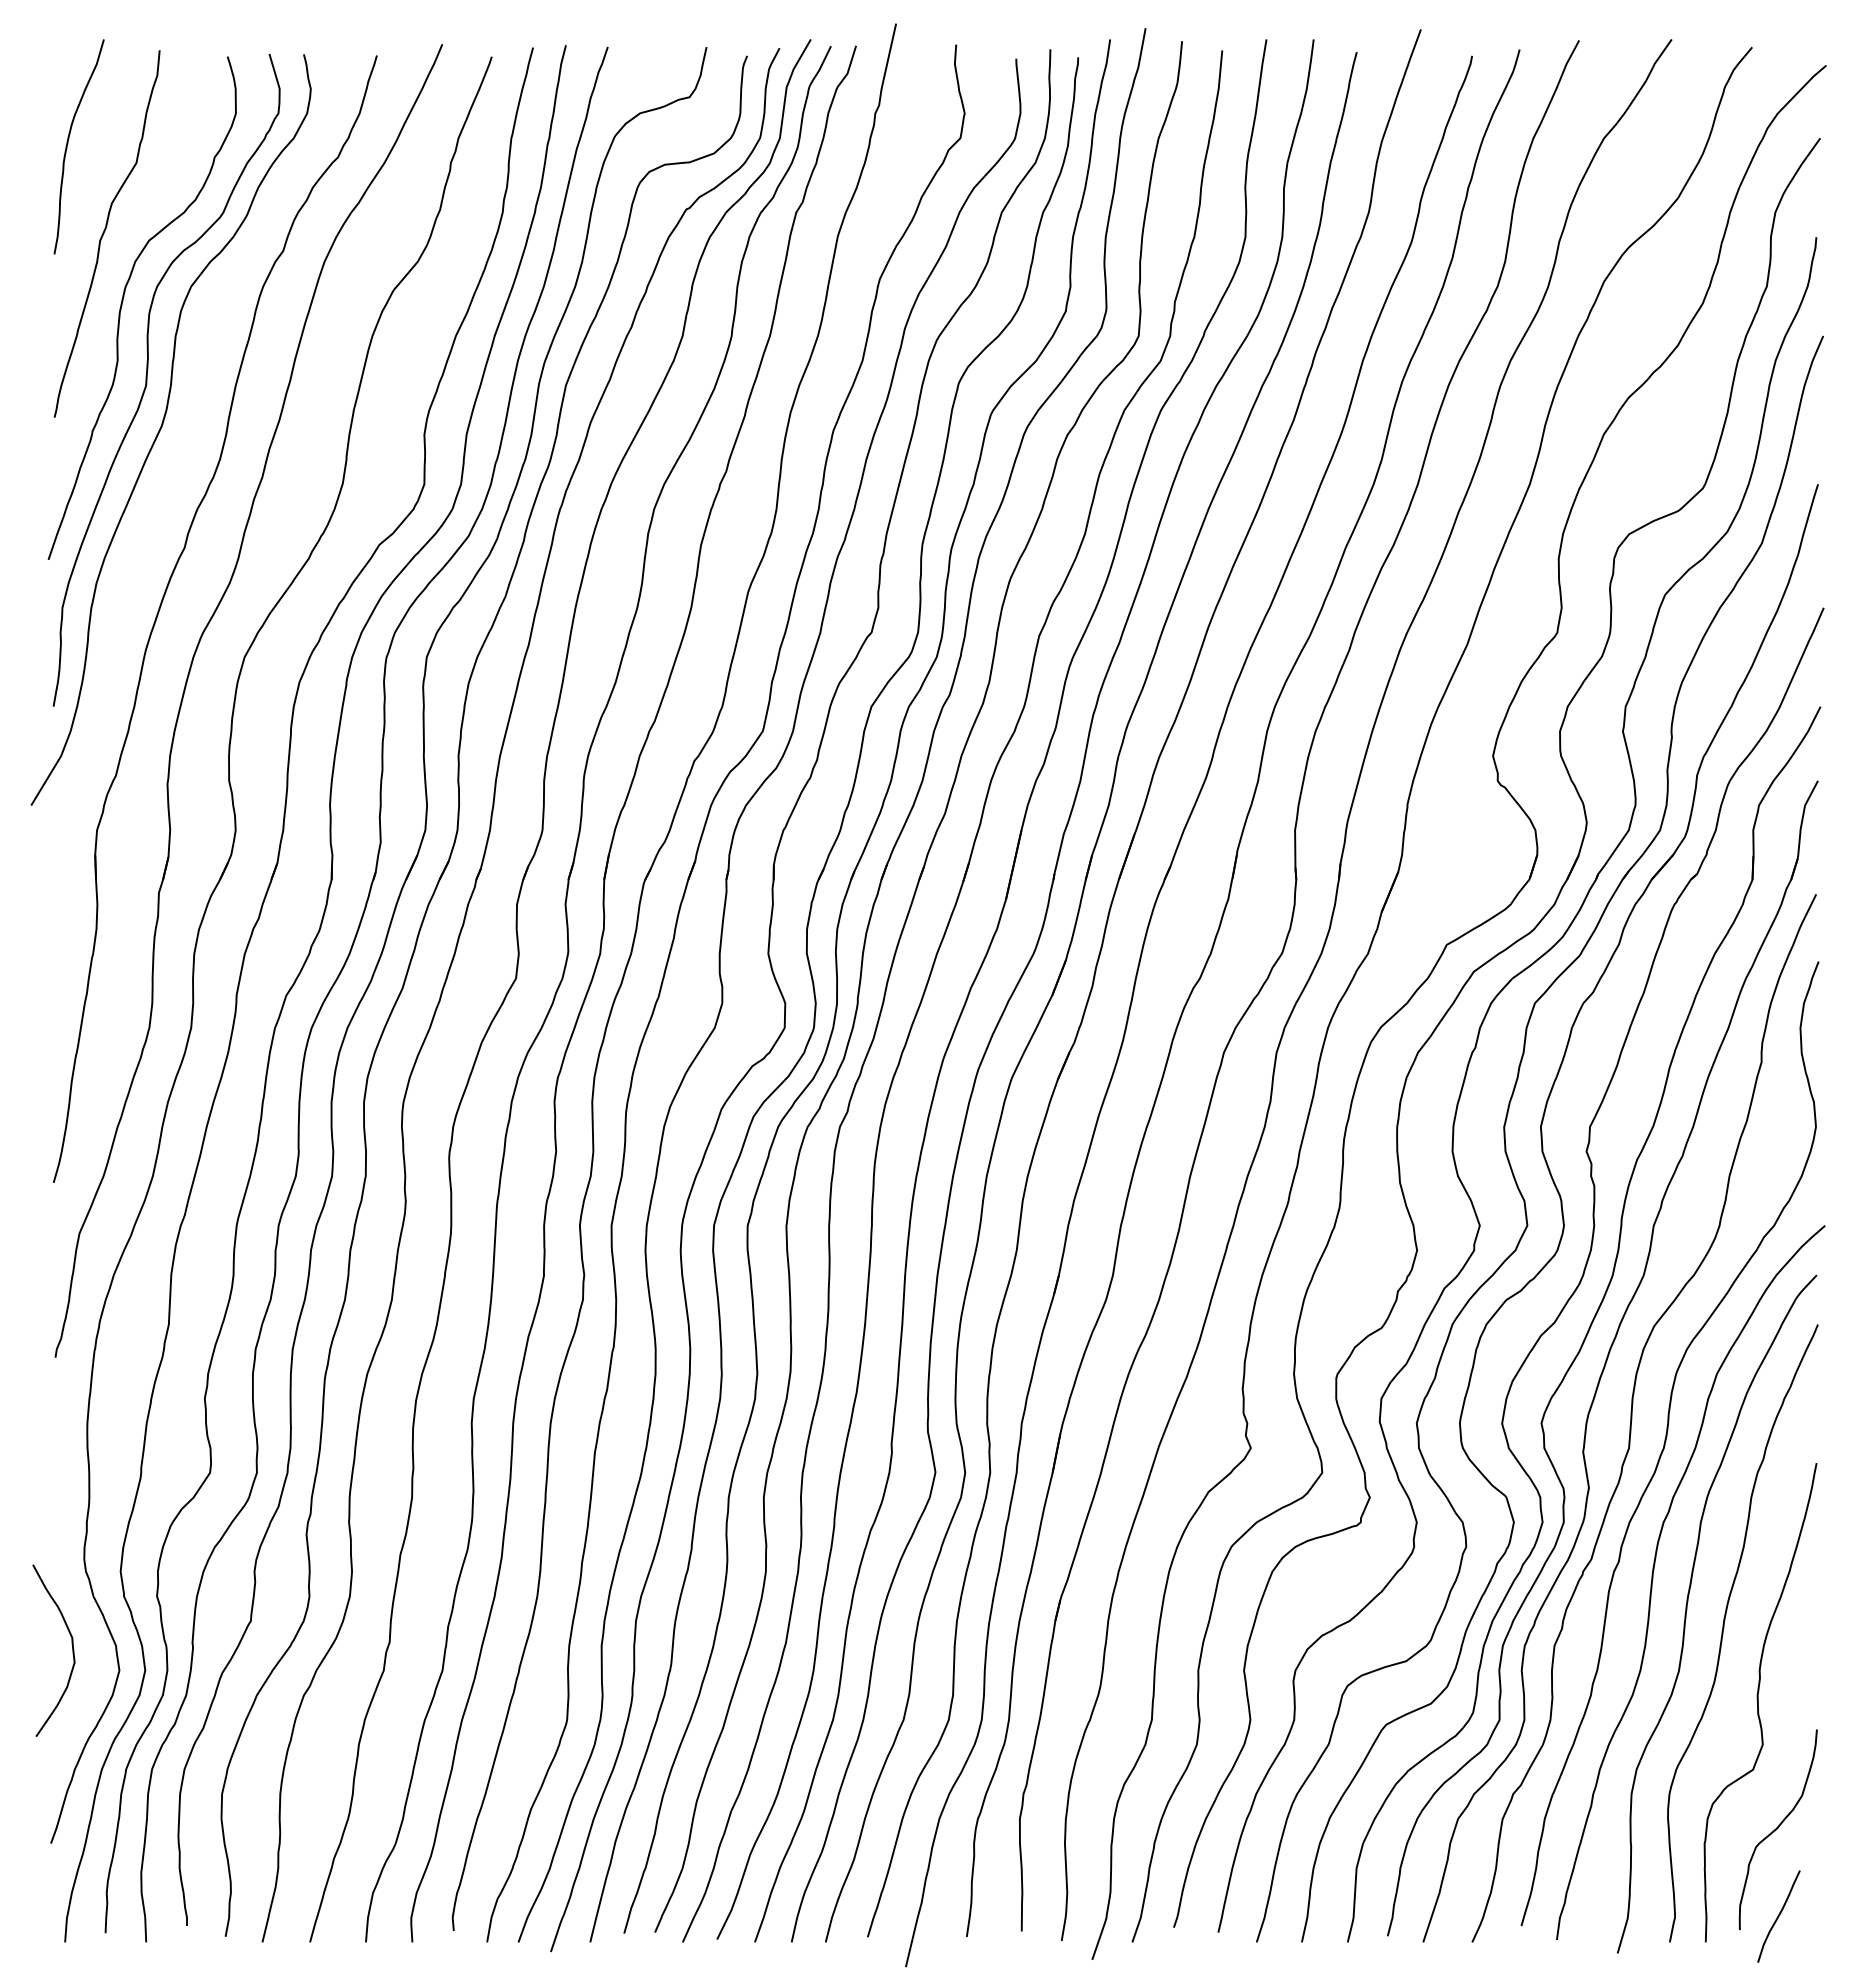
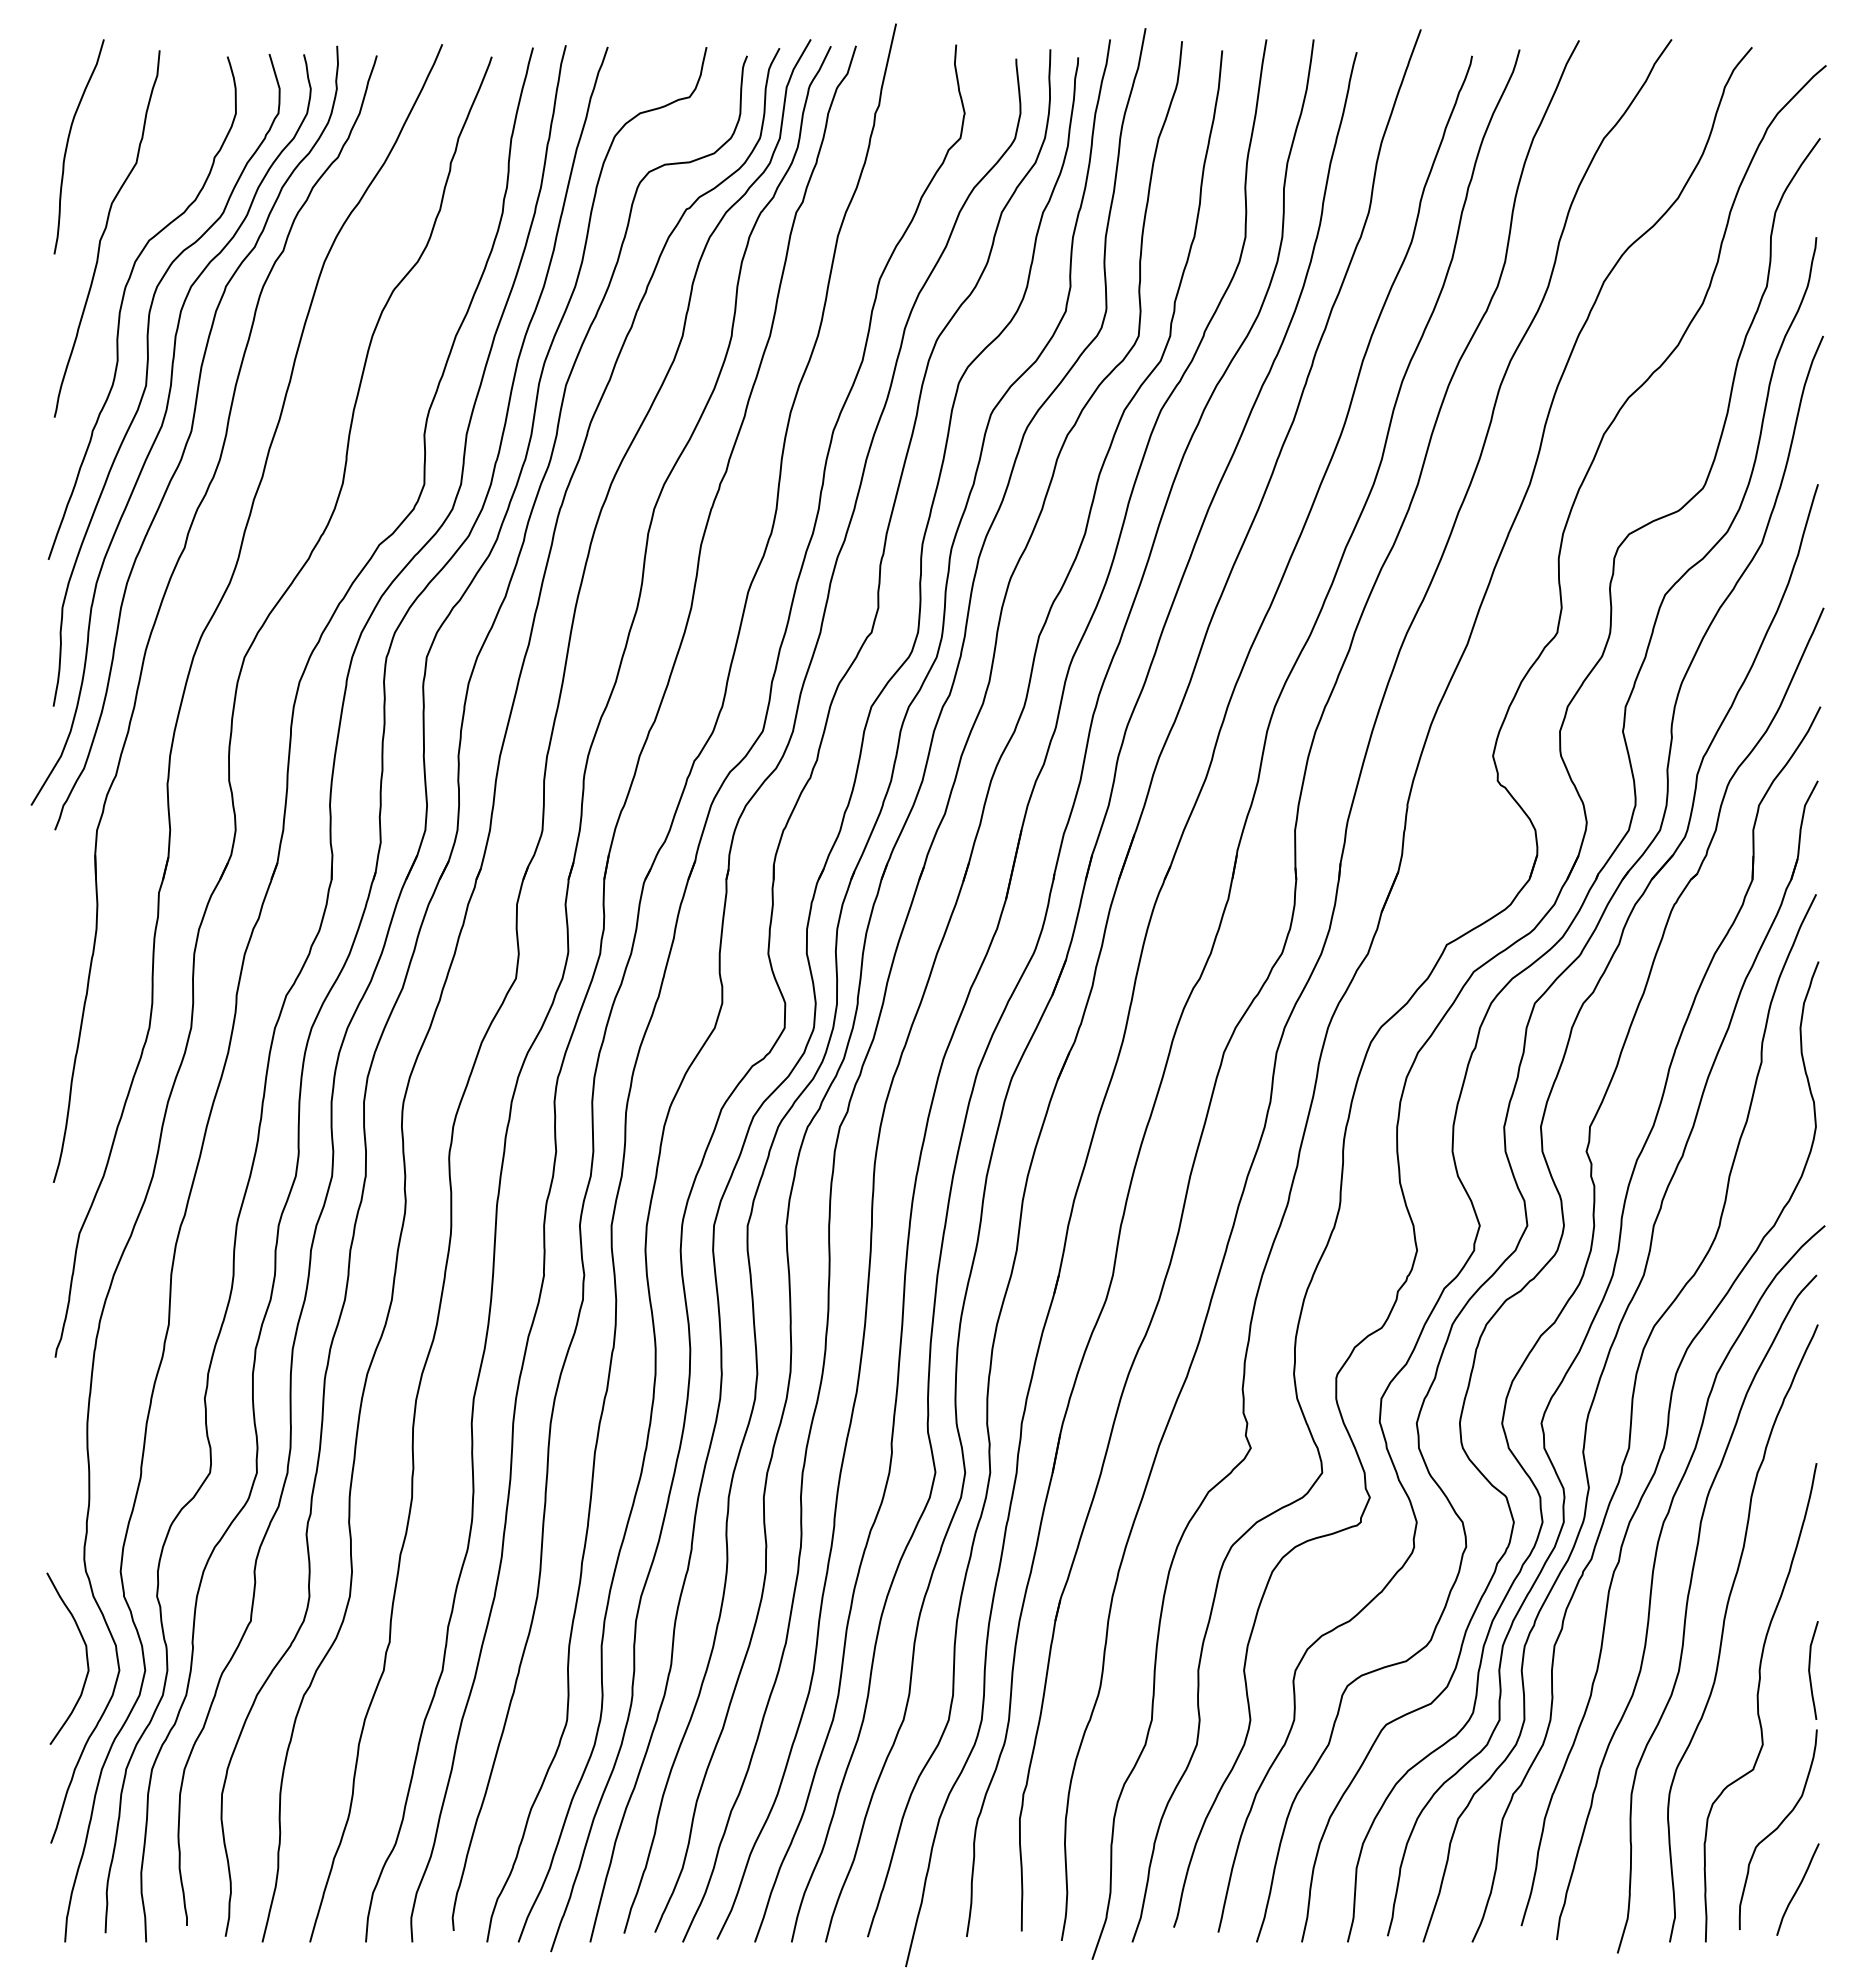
curve: none -> present (191, 434)
curve position: (71, 1644) -> (85, 1652) (85, 1652)
curve: none -> present (1810, 1671)
curve position: (1778, 1916) -> (1797, 1889) (1797, 1889)
